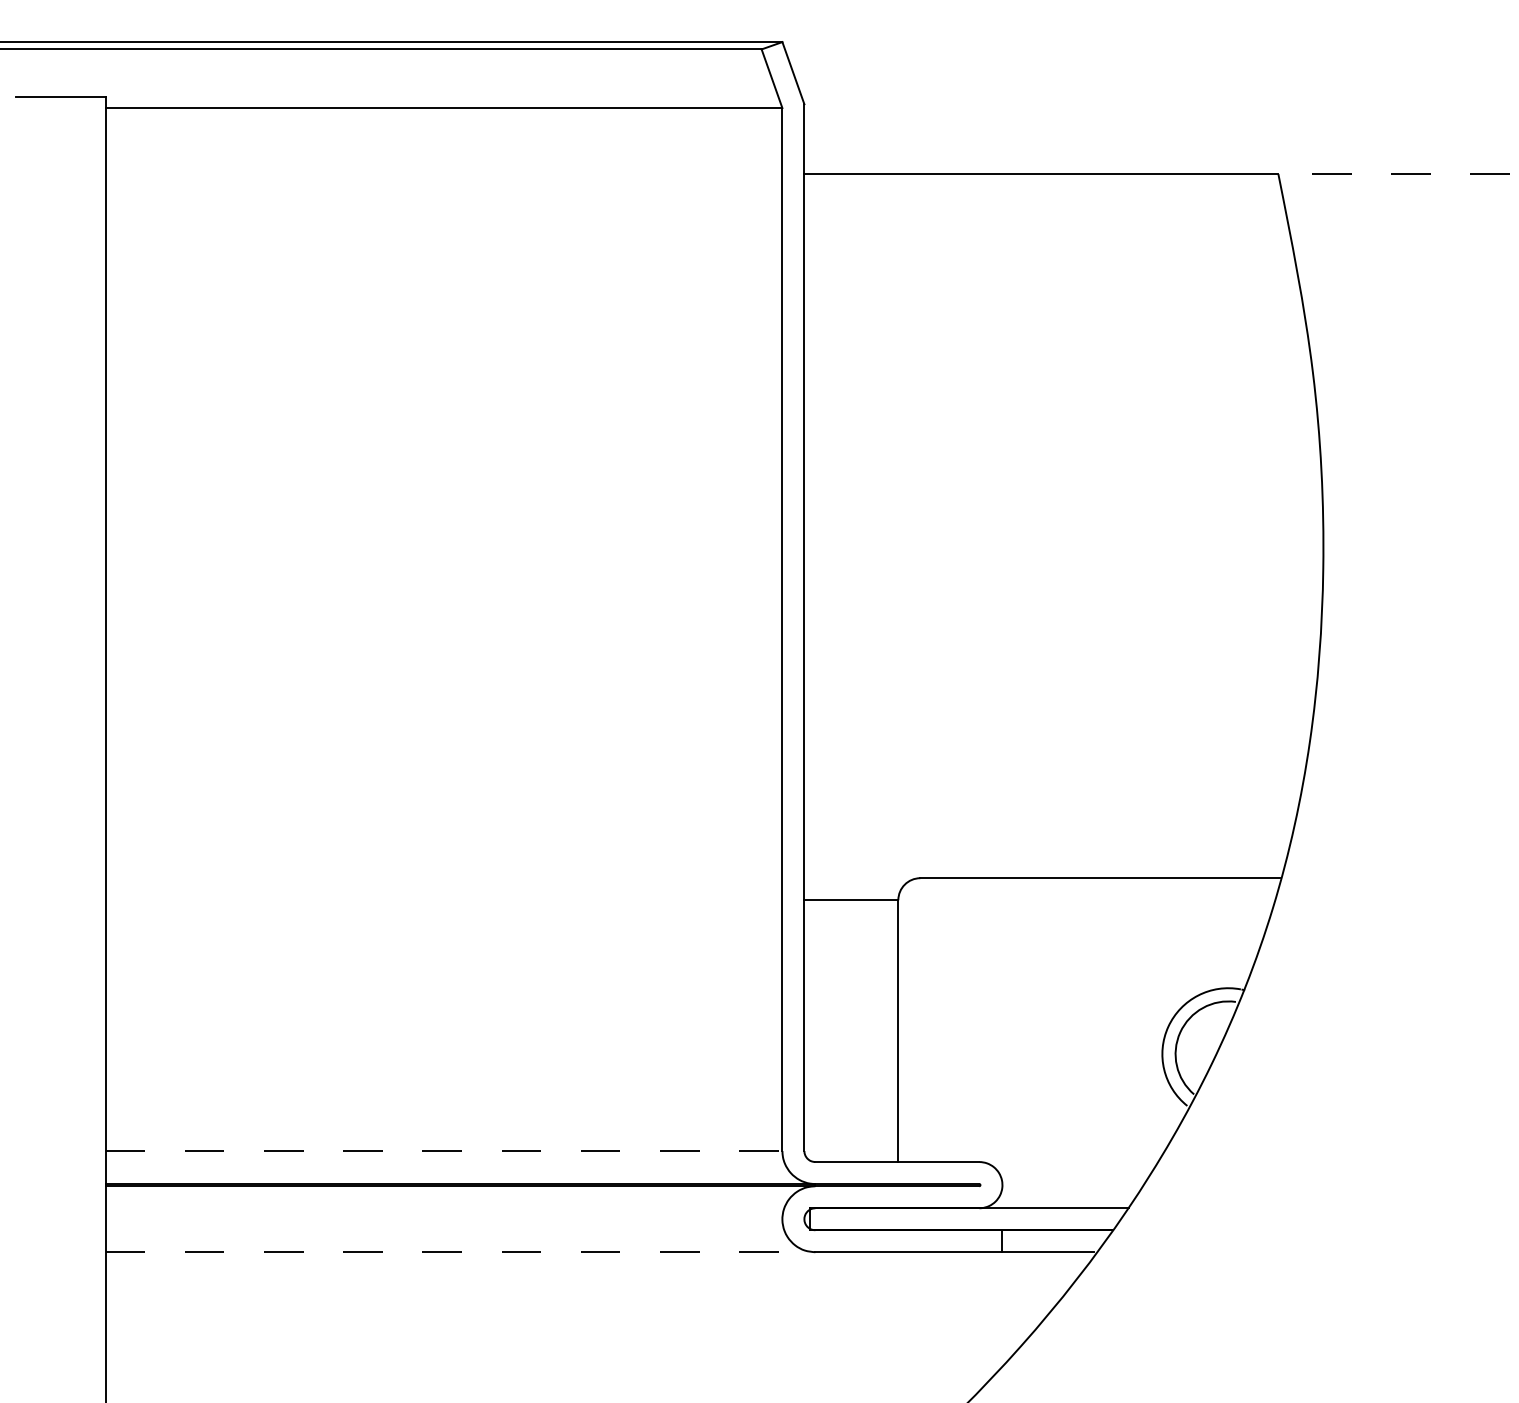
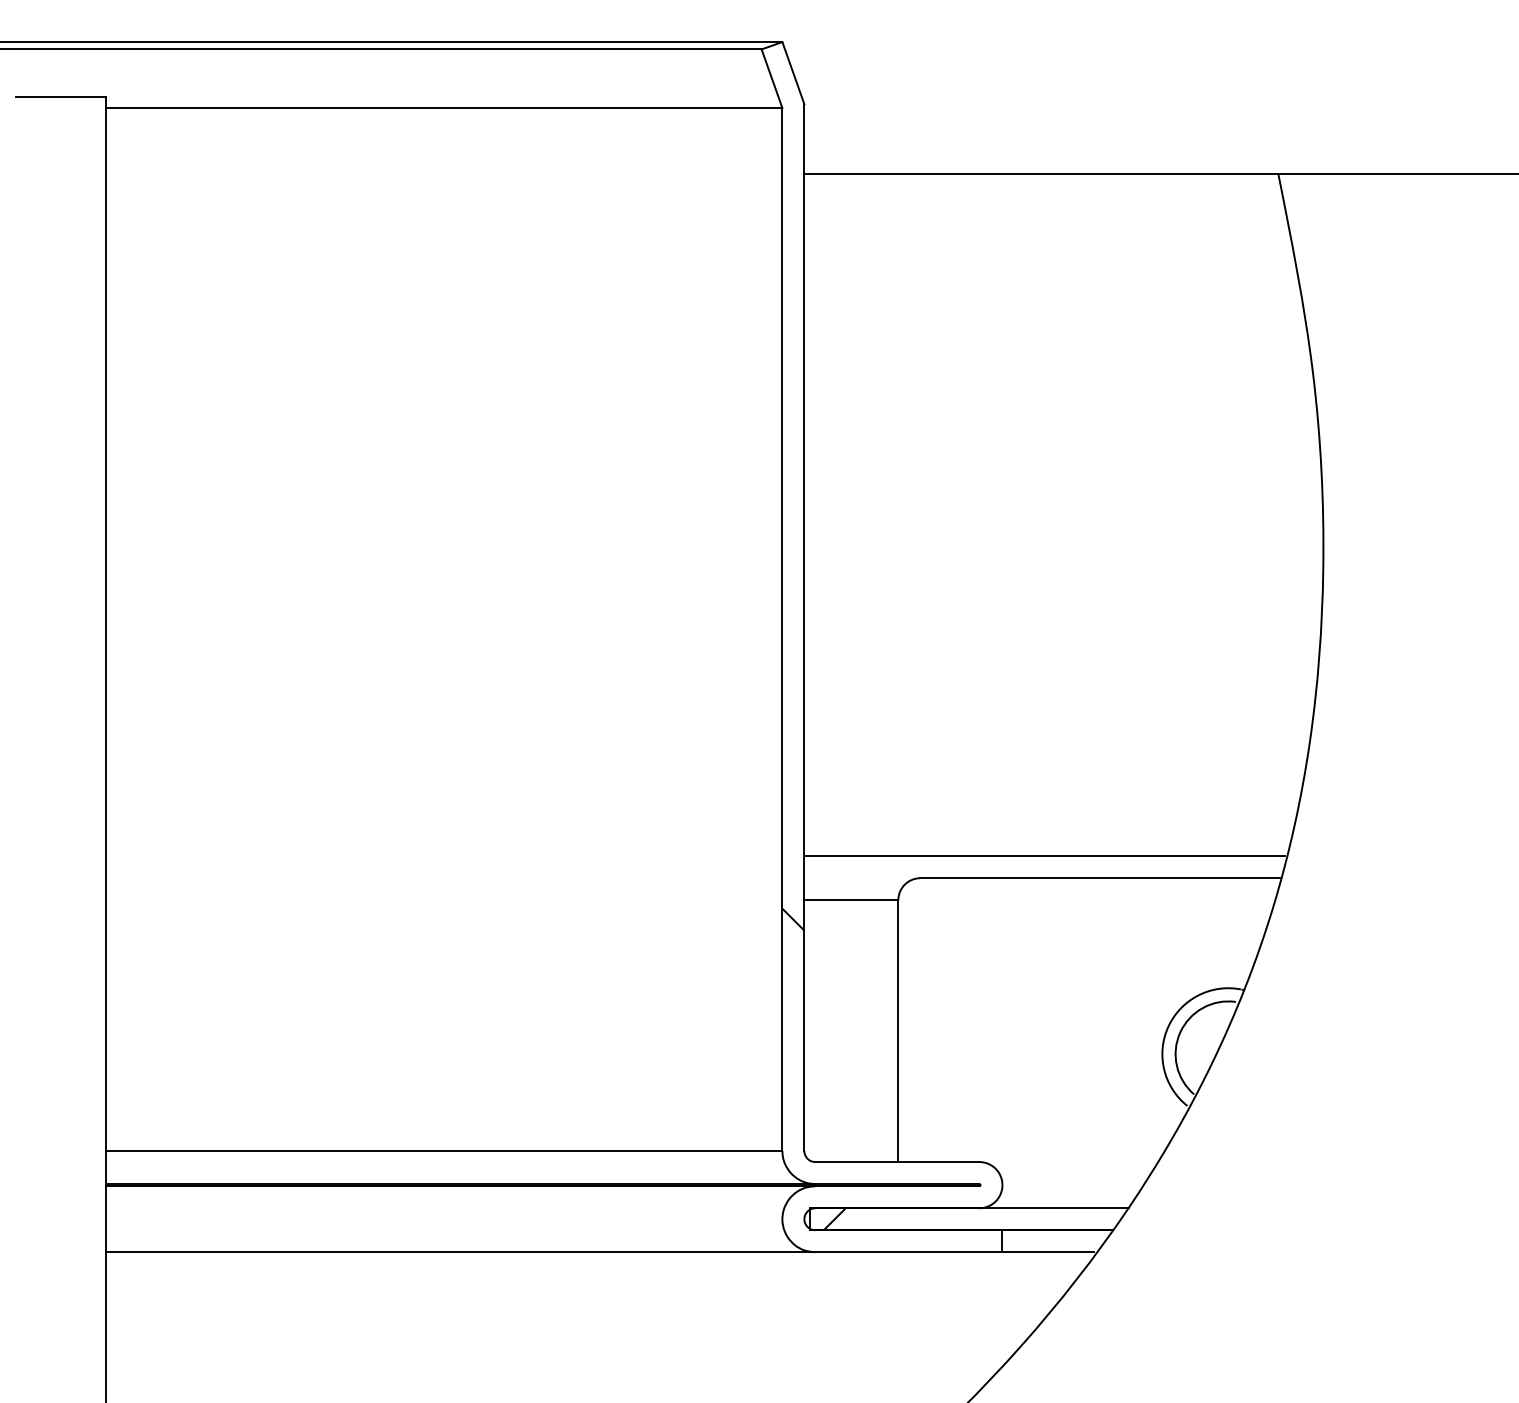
line: dashed -> solid (1398, 174)
line: none -> present (1044, 856)
hatch: none -> present (793, 919)
line: dashed -> solid (444, 1151)
hatch: none -> present (834, 1219)
line: dashed -> solid (460, 1252)
